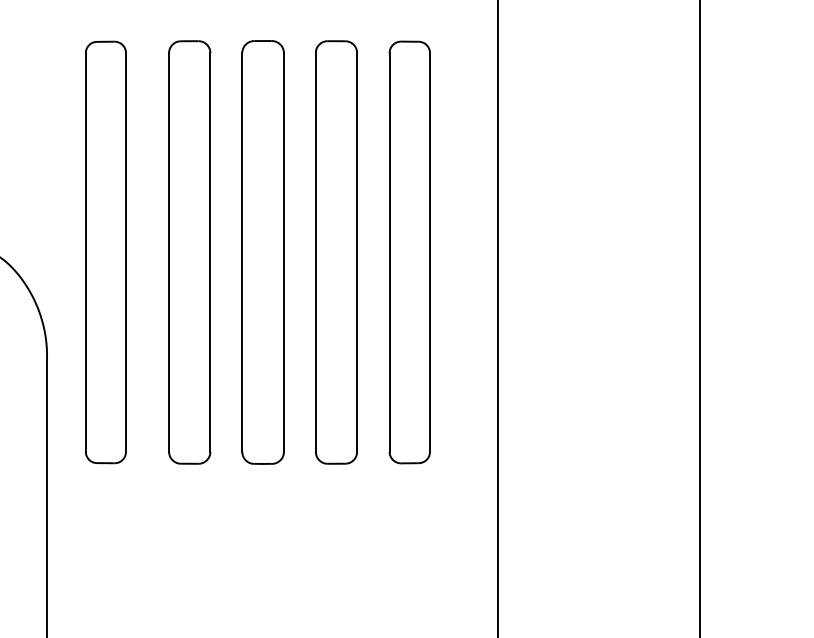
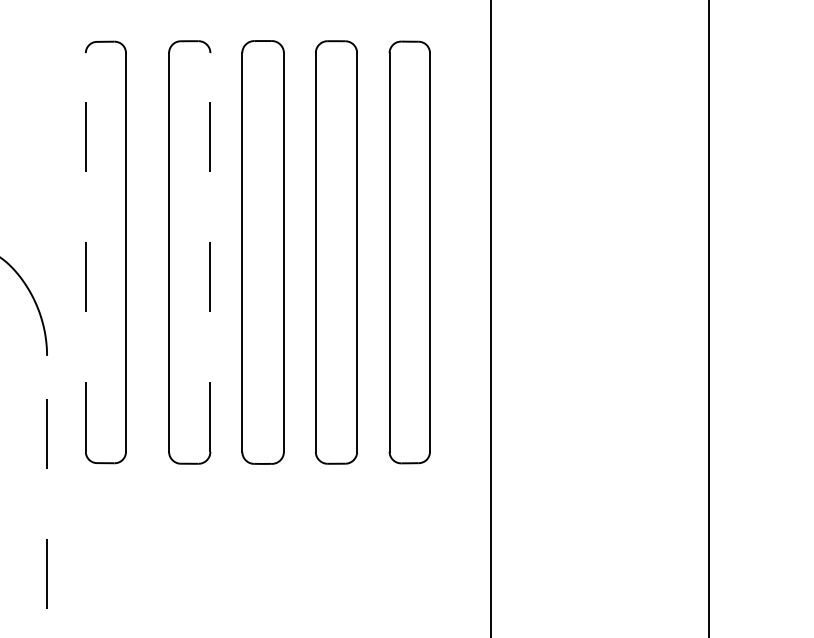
line: solid -> dashed (85, 252)
line: solid -> dashed (210, 252)
line position: (498, 318) -> (491, 318) (491, 318)
line position: (700, 318) -> (709, 318) (709, 318)
line: solid -> dashed (47, 496)
